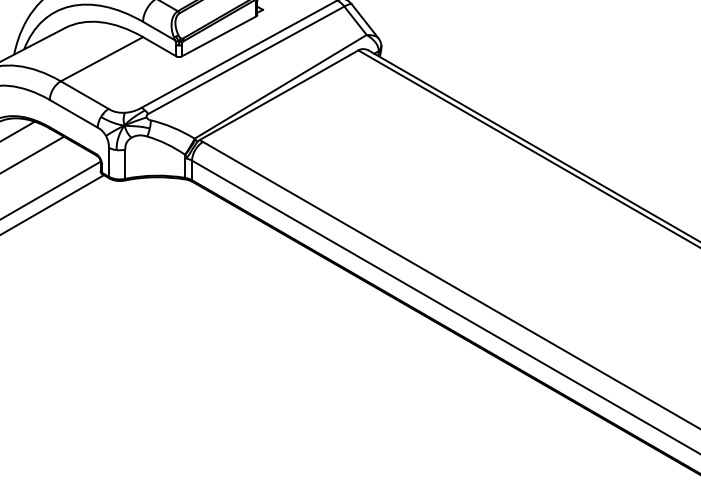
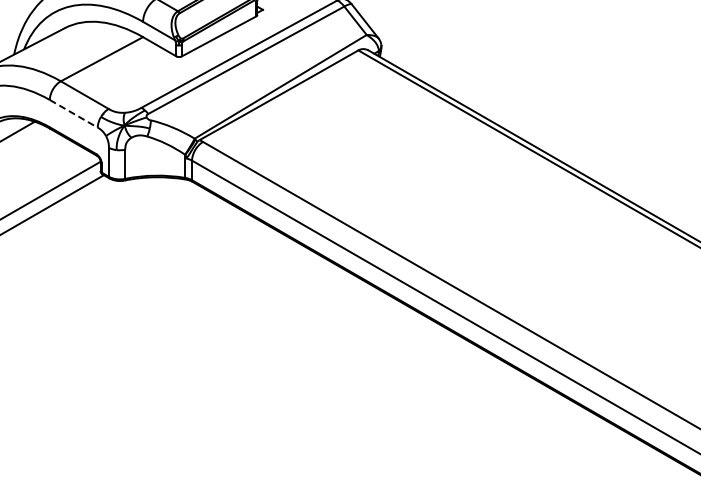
line: solid -> dashed (73, 113)
line: present -> none (33, 154)
